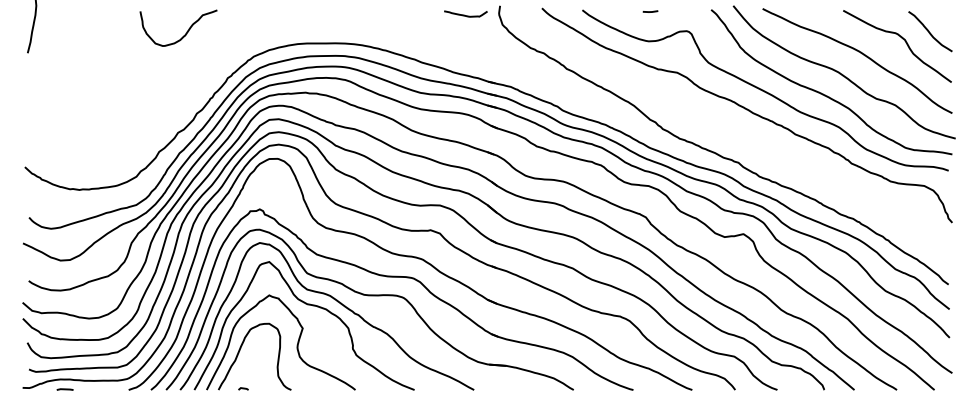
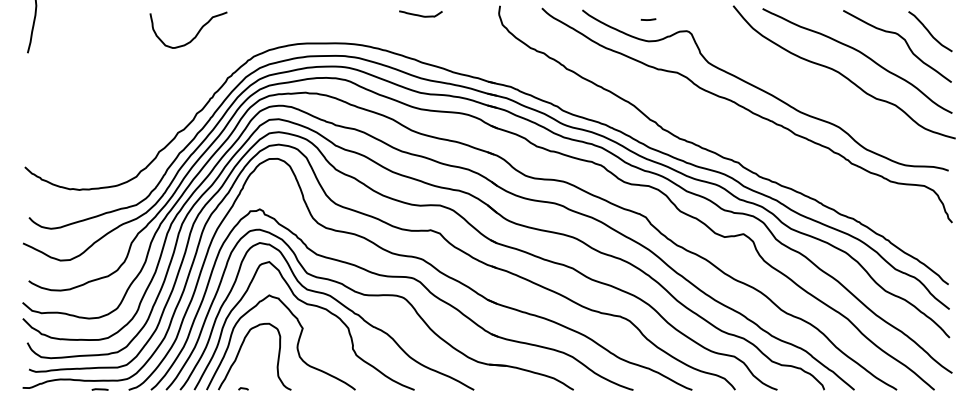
line position: (650, 11) -> (648, 19) (648, 19)
curve position: (464, 14) -> (419, 14) (419, 14)
curve position: (186, 31) -> (196, 33) (196, 33)
curve: present -> none (825, 94)
line position: (64, 389) -> (99, 389) (99, 389)
